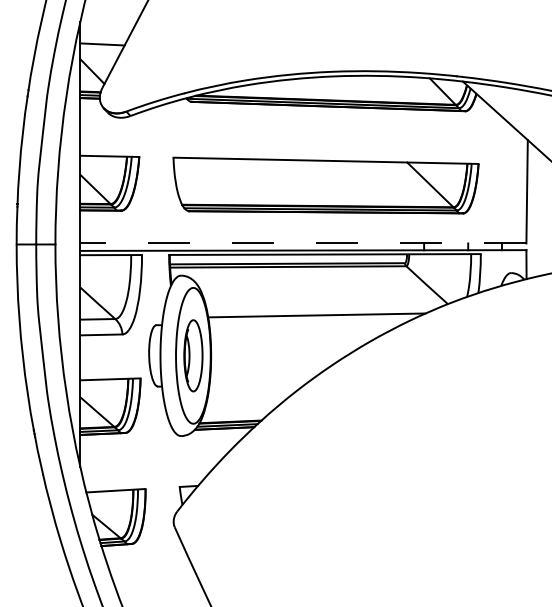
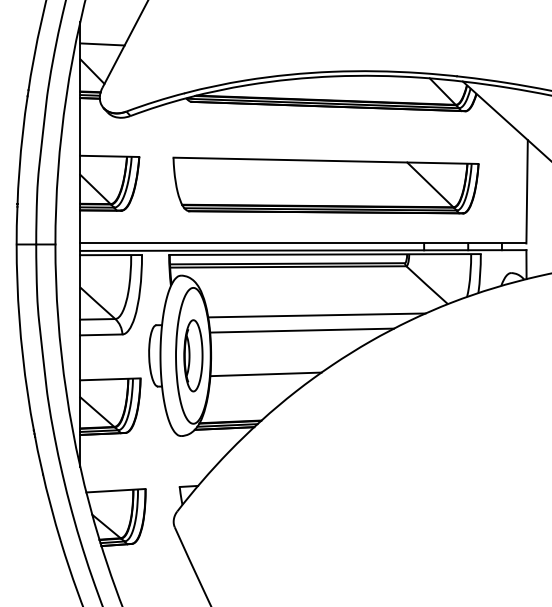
line: dashed -> solid (302, 243)
line: none -> present (302, 330)
line: none -> present (265, 374)
